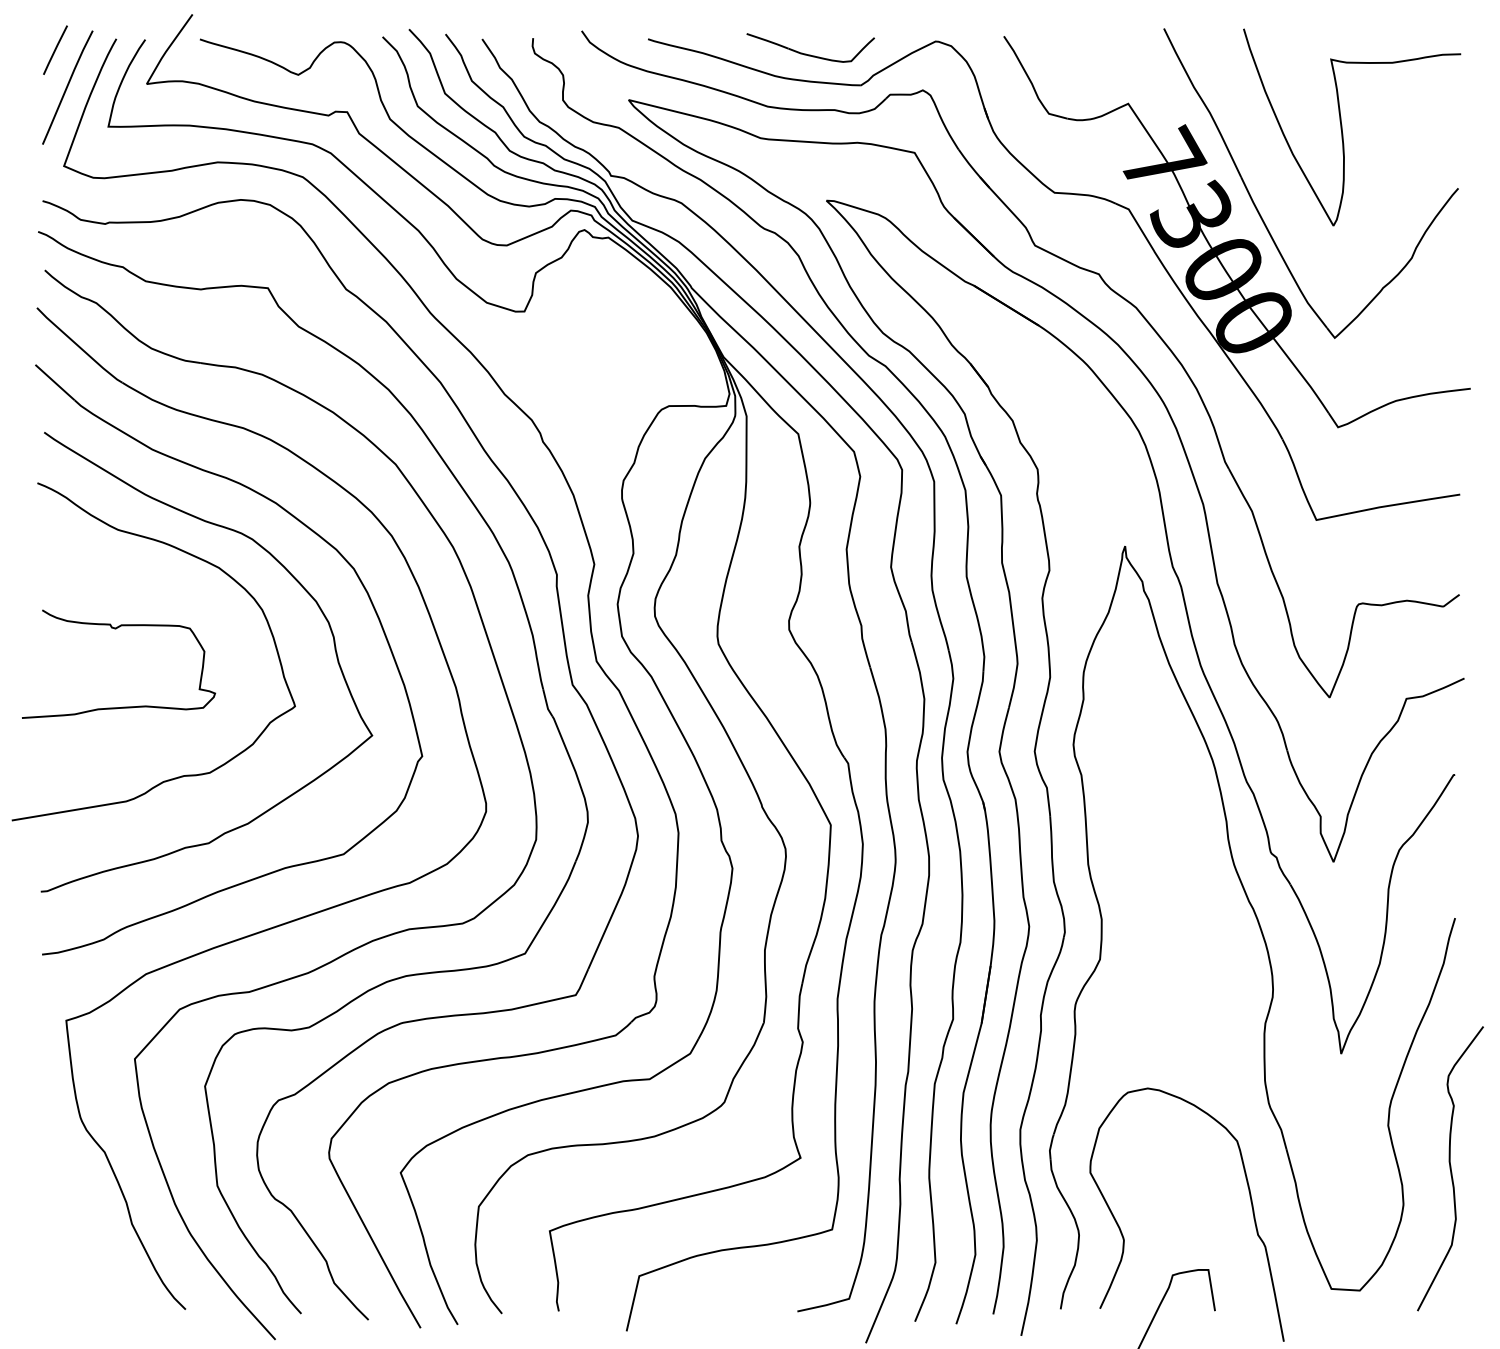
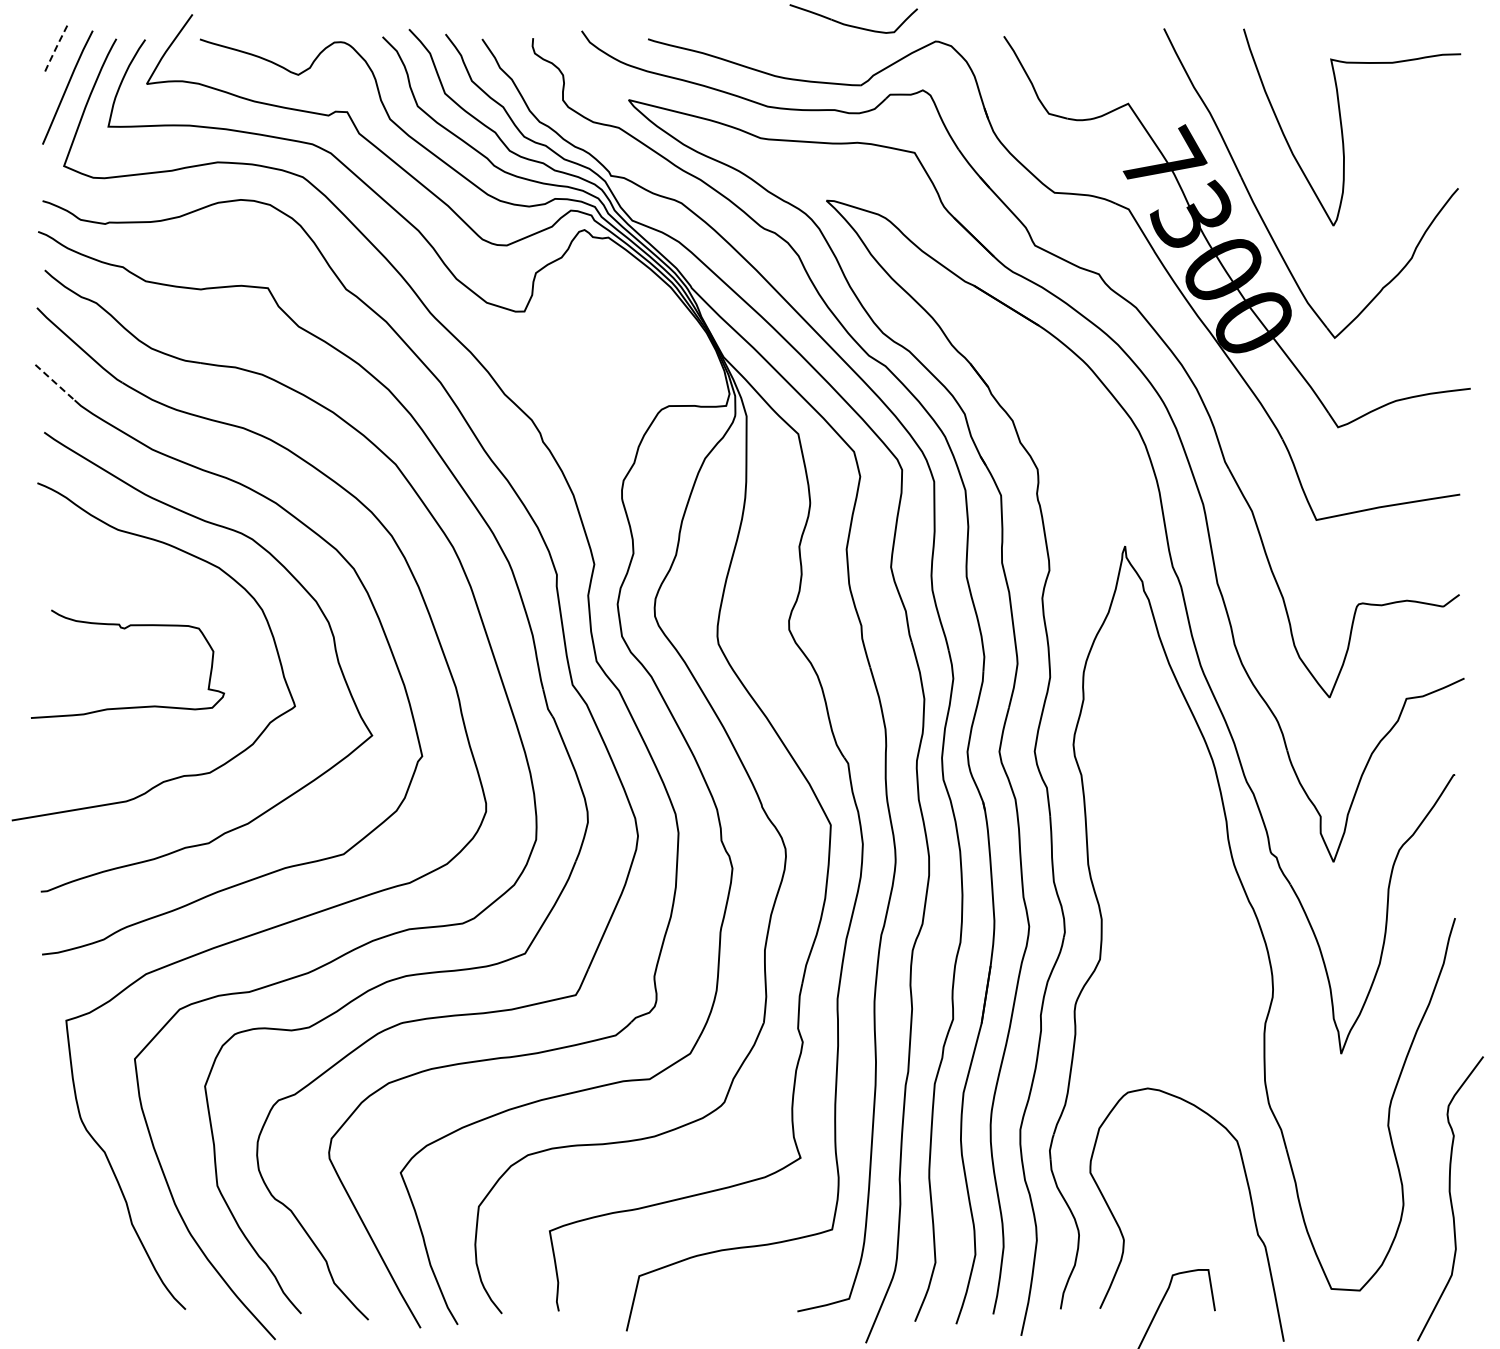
line: solid -> dashed (55, 50)
part position: (810, 54) -> (853, 25) (853, 25)
line: solid -> dashed (55, 383)
curve position: (116, 629) -> (125, 629) (125, 629)
curve position: (1450, 1168) -> (1450, 1198) (1450, 1198)
